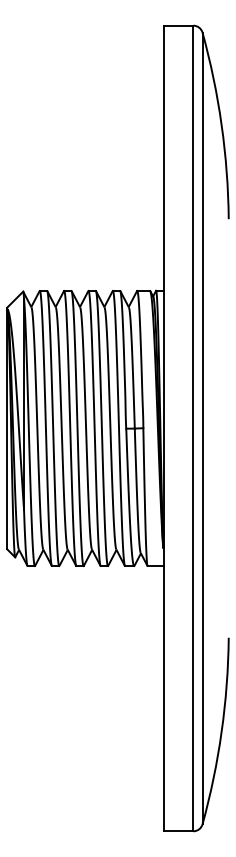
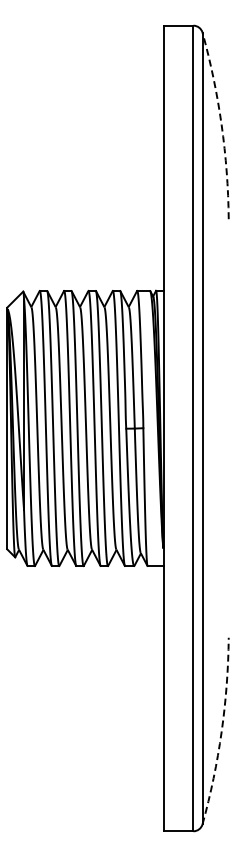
arc: solid -> dashed (221, 125)
arc: solid -> dashed (221, 731)
